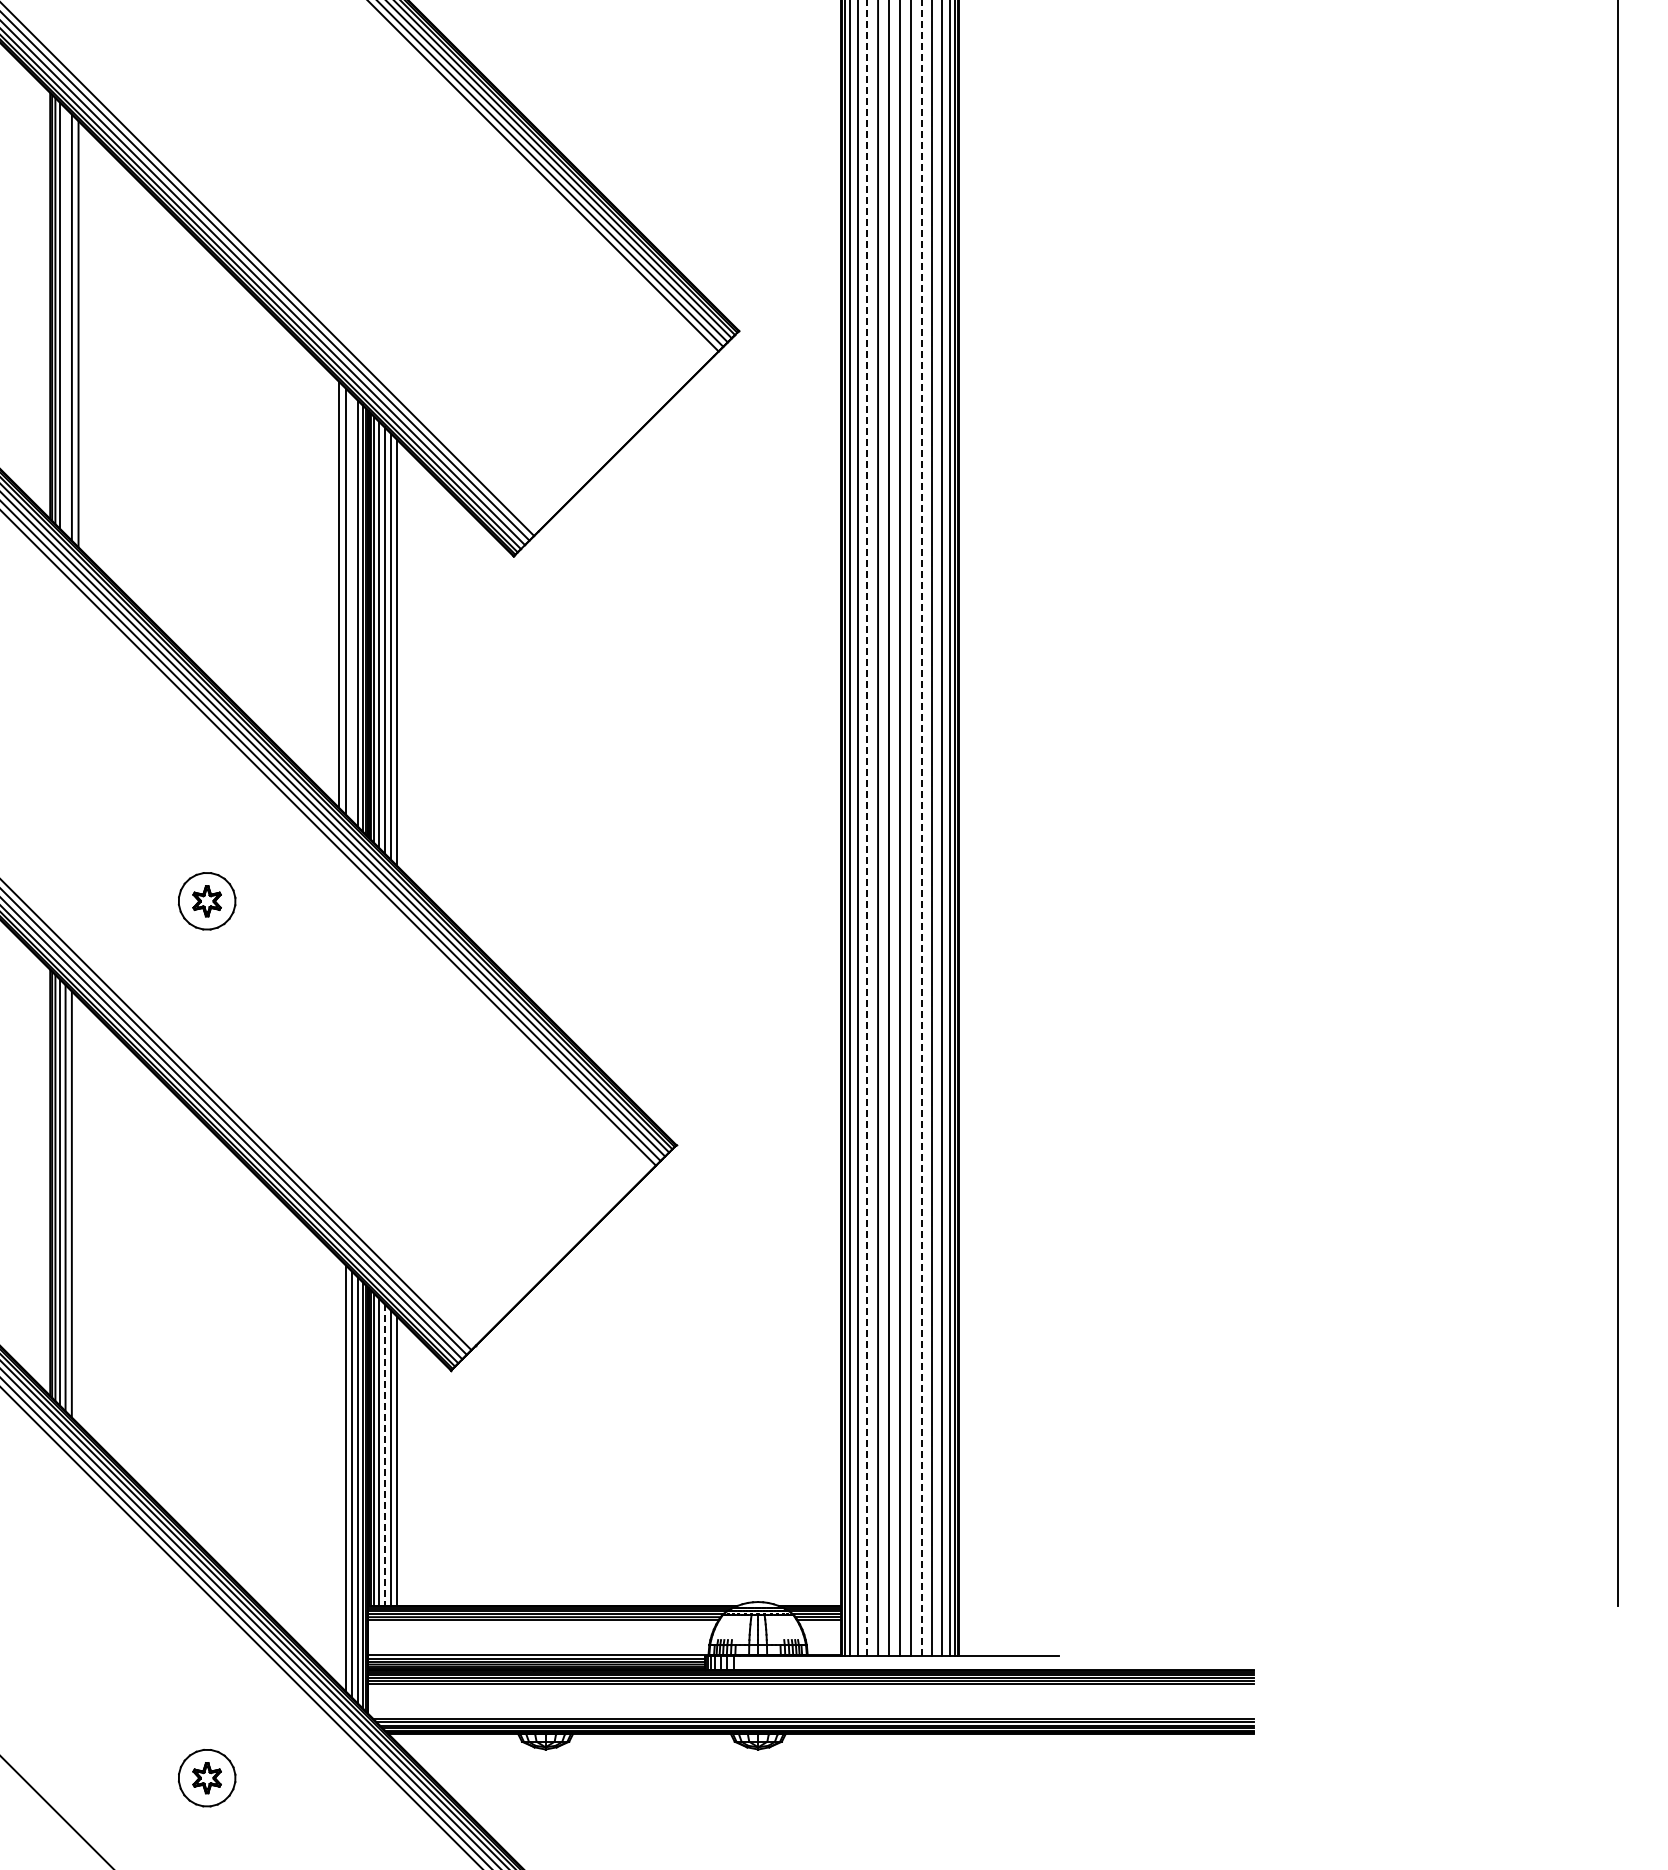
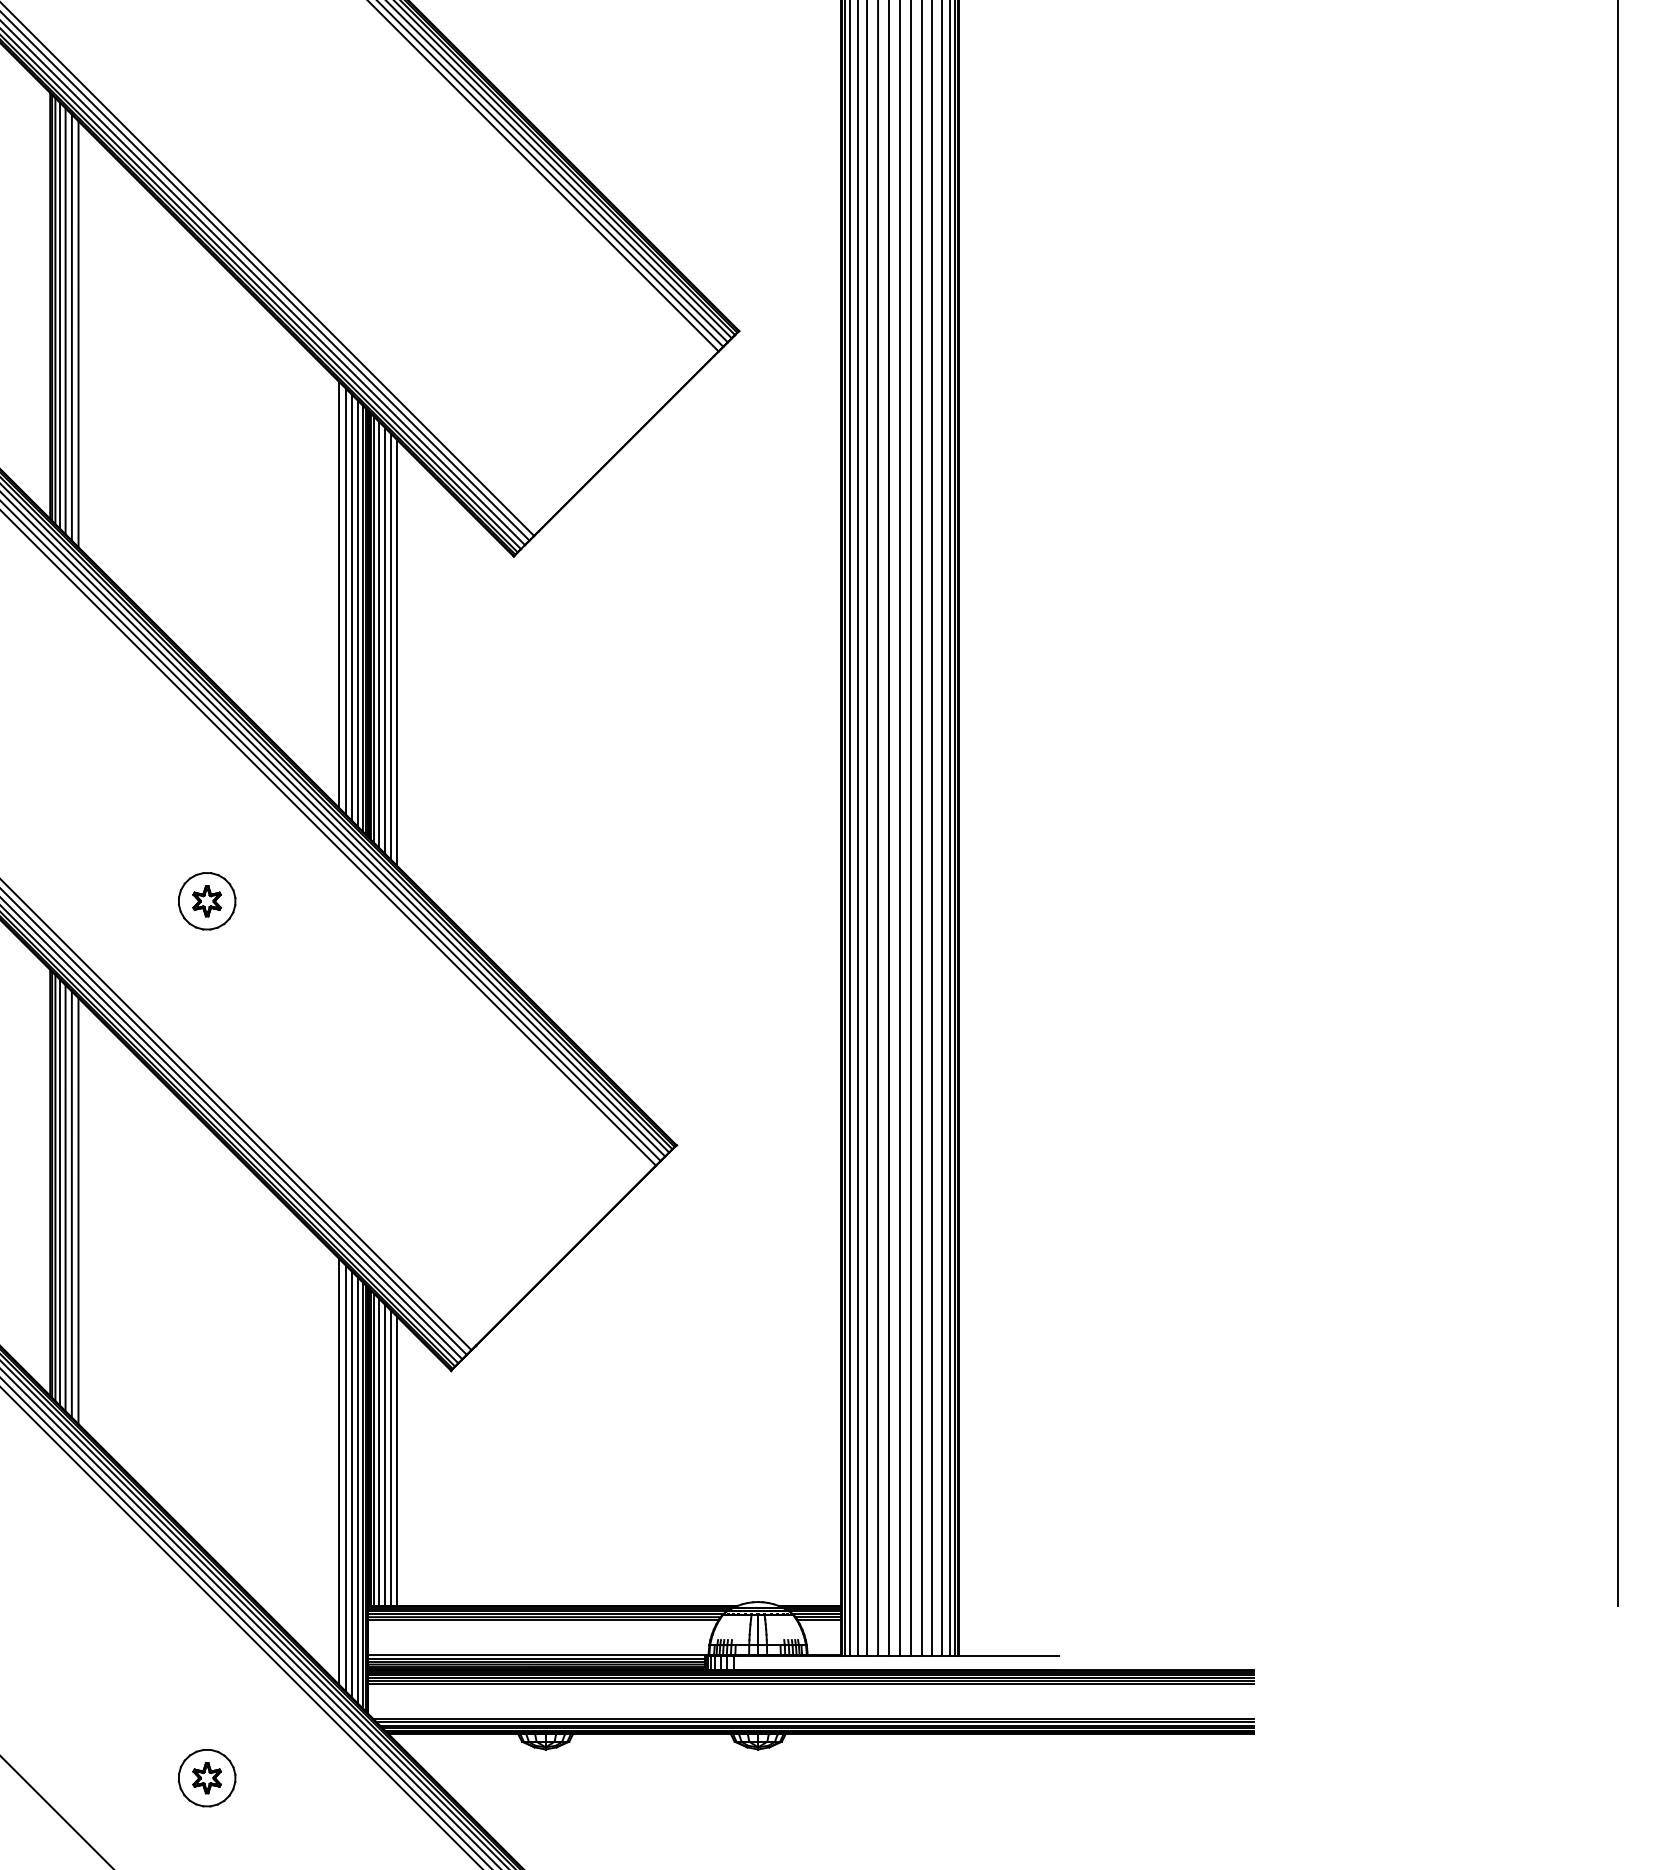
line: none -> present (65, 321)
line: none -> present (352, 608)
line: dashed -> solid (867, 827)
line: dashed -> solid (921, 827)
line: none -> present (78, 1211)
line: dashed -> solid (384, 1455)
line: none -> present (339, 1472)
